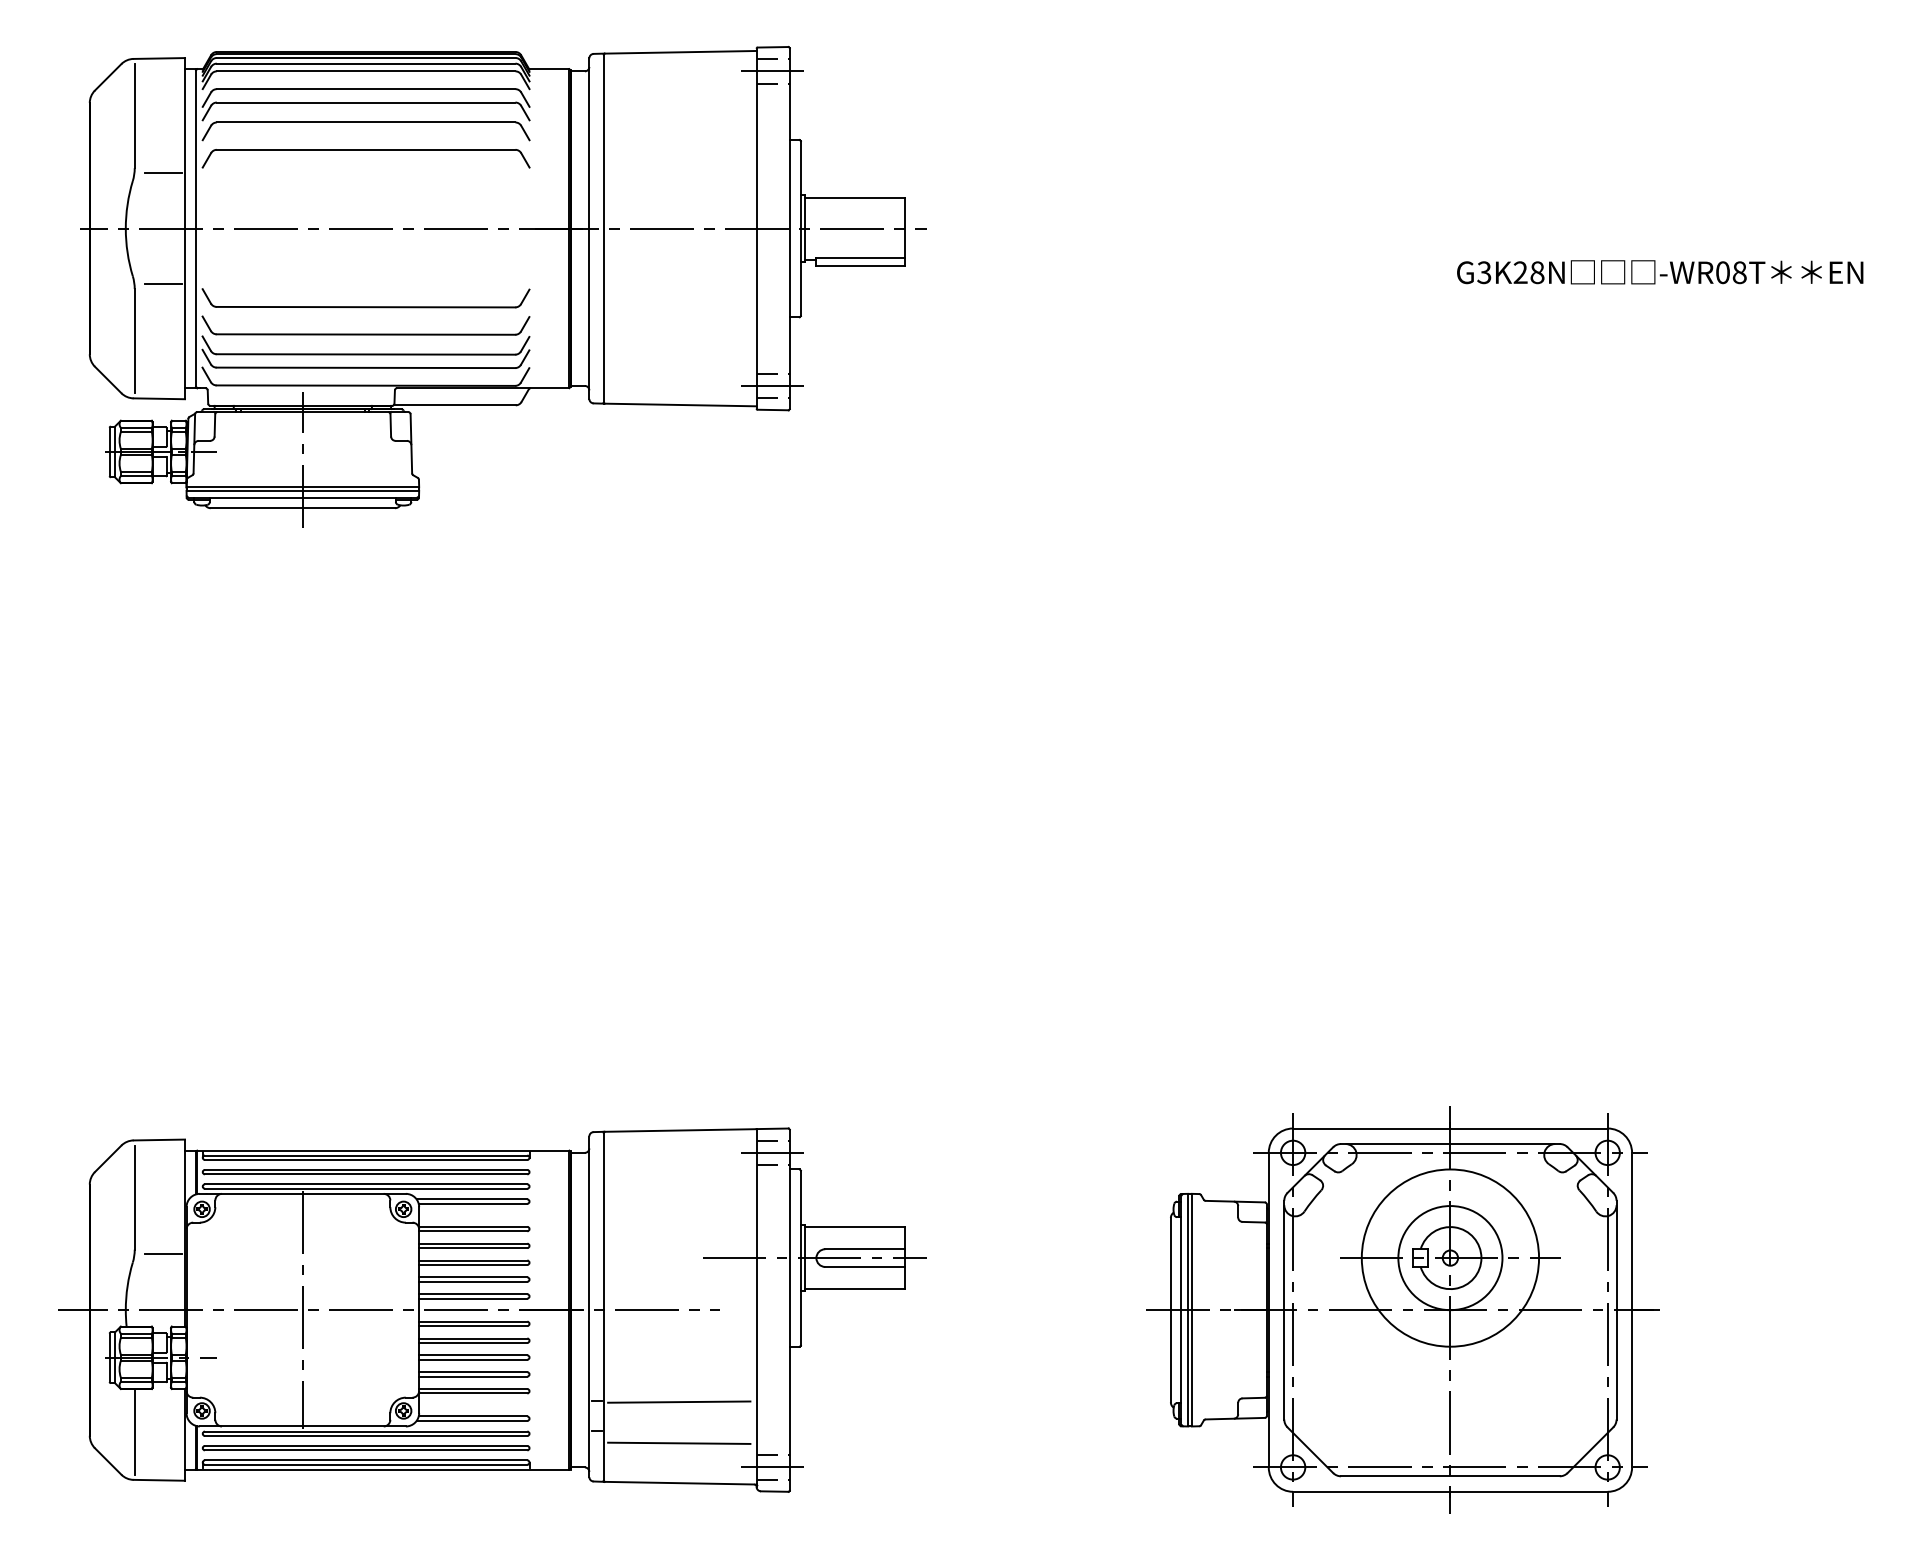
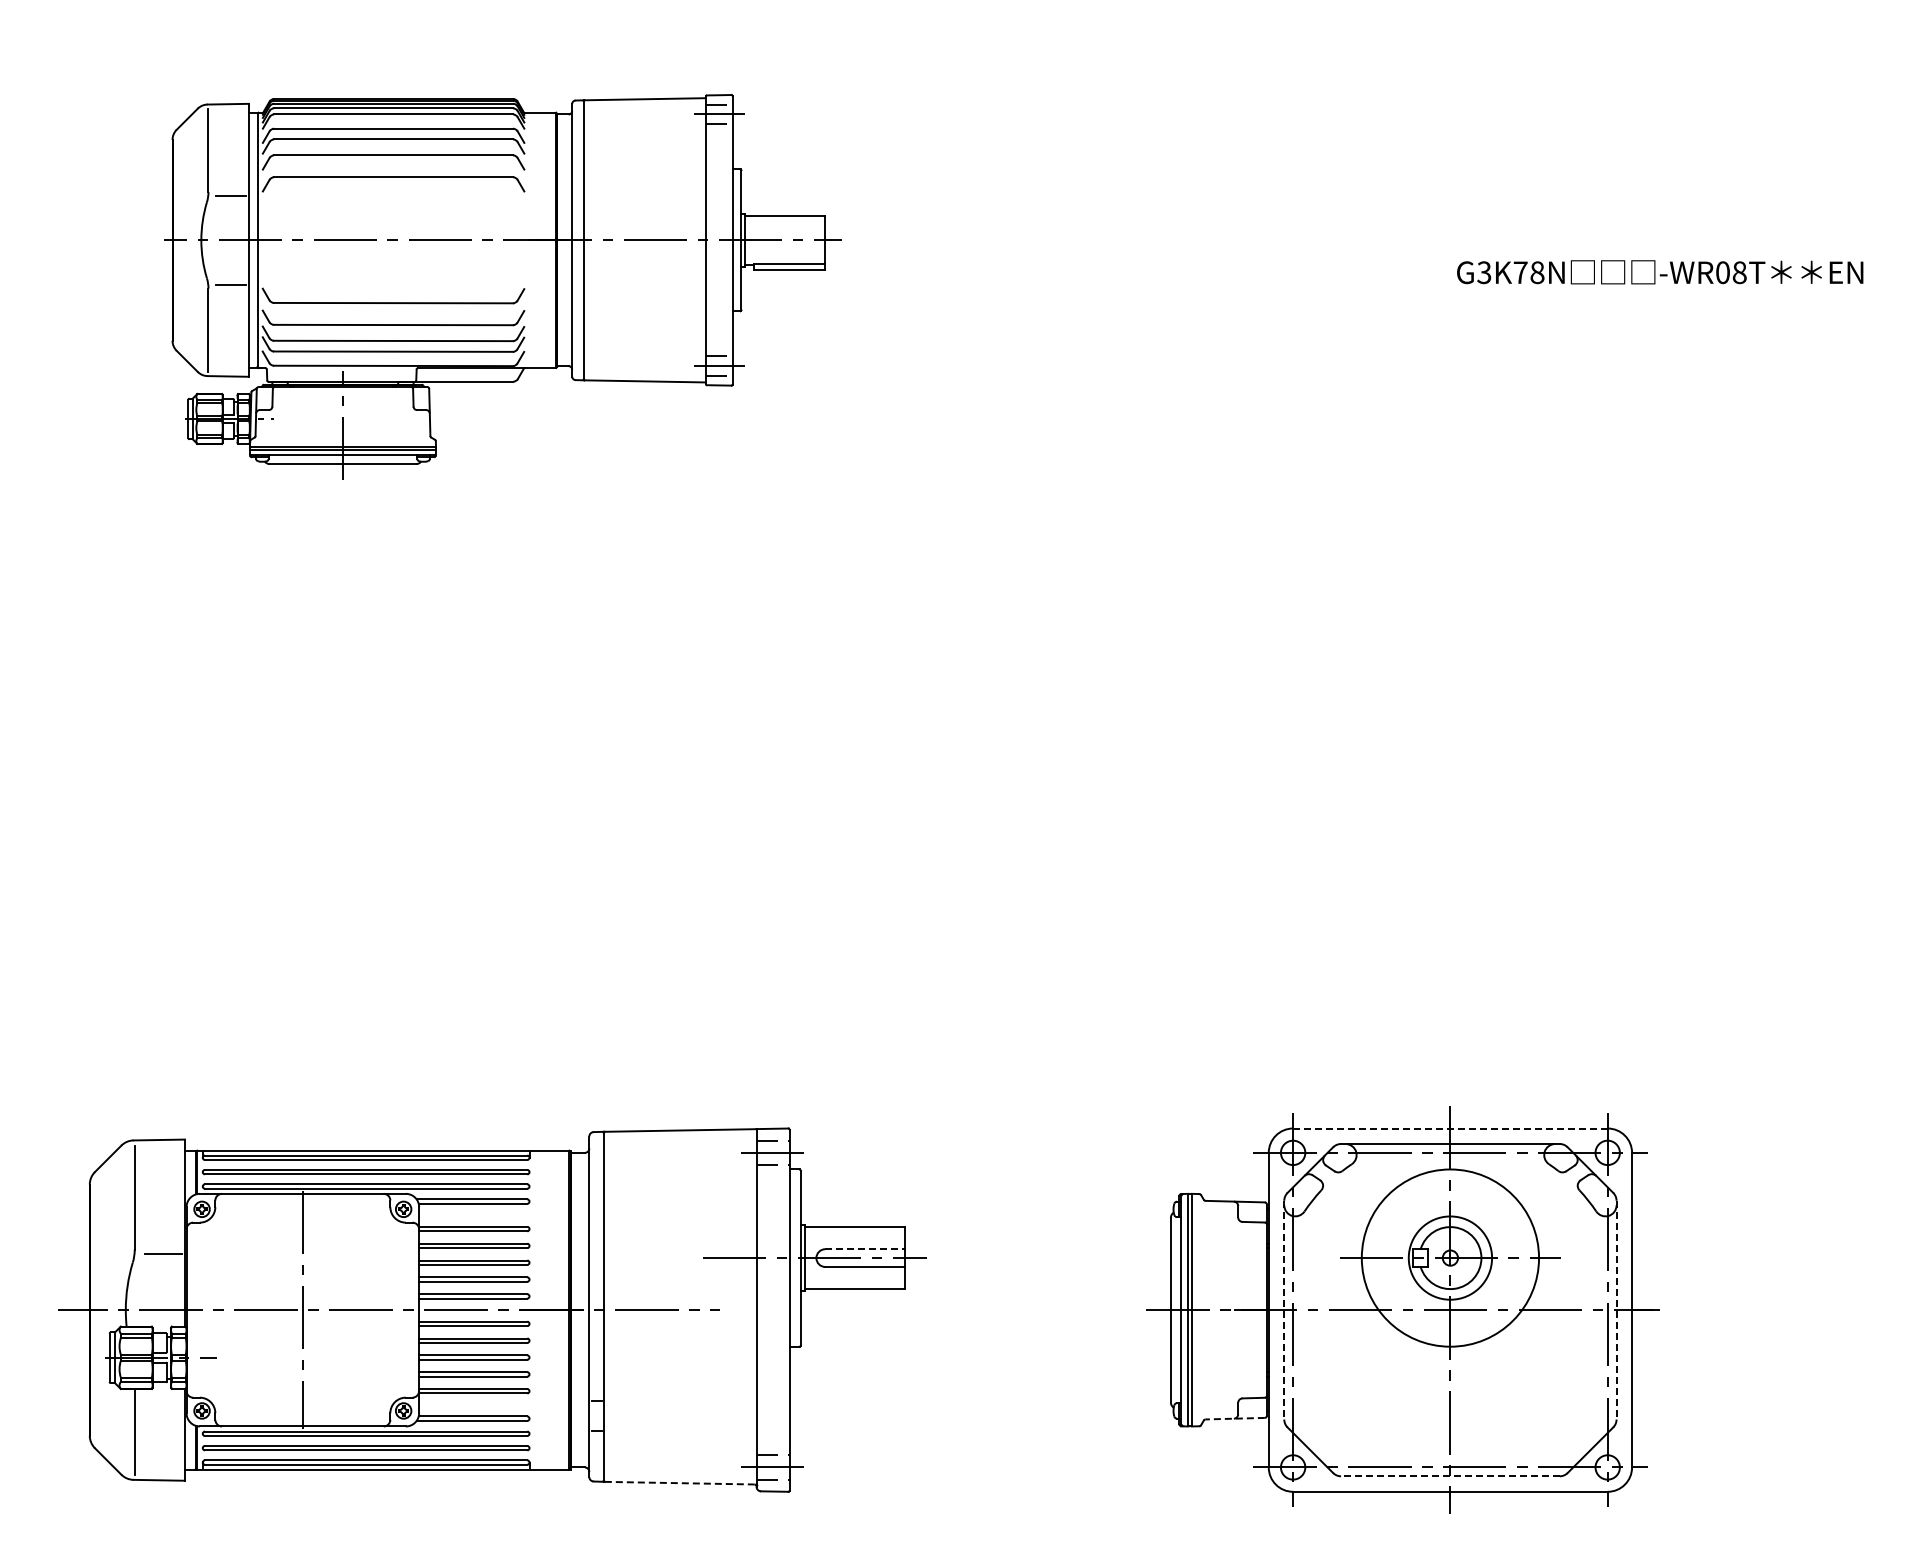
text: G3K28N -> G3K78N (1520, 272)
part size: 847x482 px -> 678x387 px (502, 286)
line: solid -> dashed (1450, 1128)
line: solid -> dashed (865, 1249)
circle diameter: 104 px -> 83 px (1450, 1257)
line: solid -> dashed (1284, 1310)
line: solid -> dashed (1616, 1310)
line: present -> none (679, 1401)
line: solid -> dashed (1235, 1418)
line: present -> none (679, 1442)
line: solid -> dashed (1449, 1476)
line: solid -> dashed (679, 1483)
